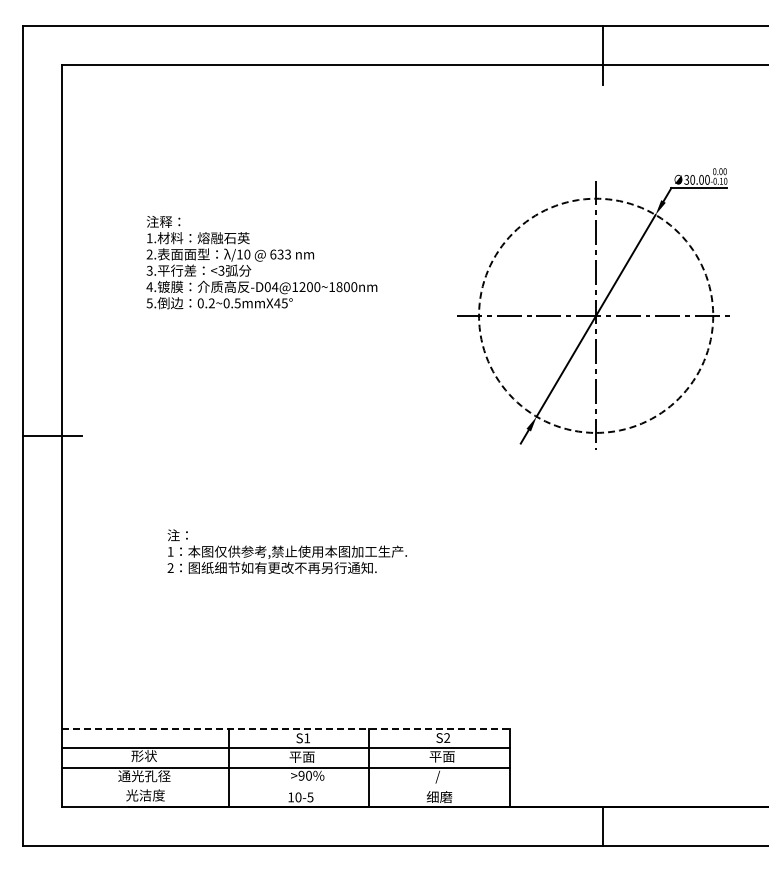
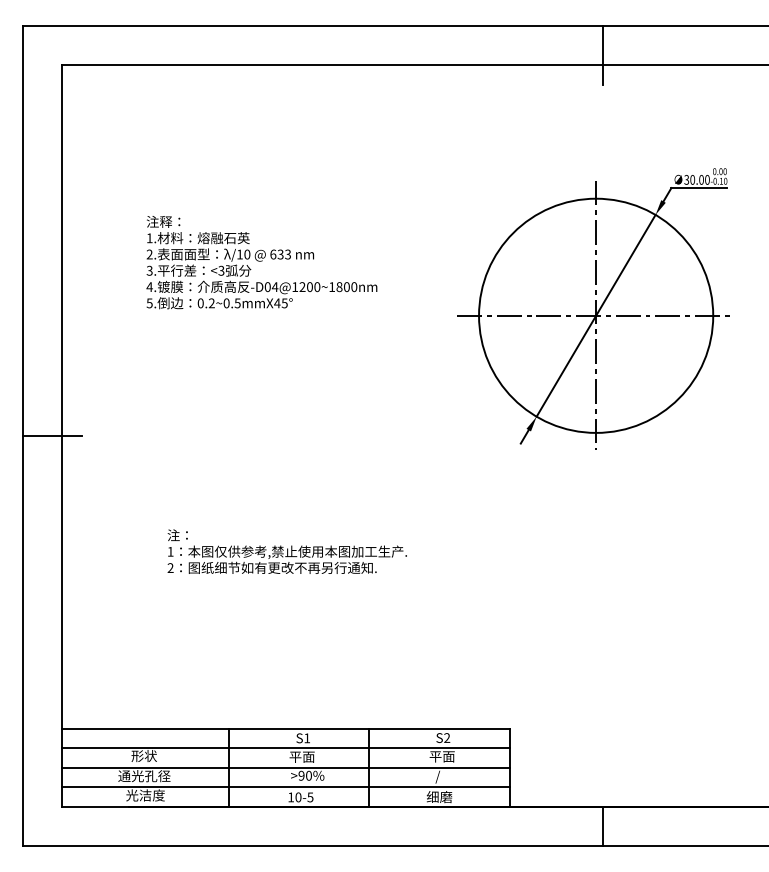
circle: dashed -> solid (596, 315)
line: dashed -> solid (286, 728)
line: none -> present (285, 787)
